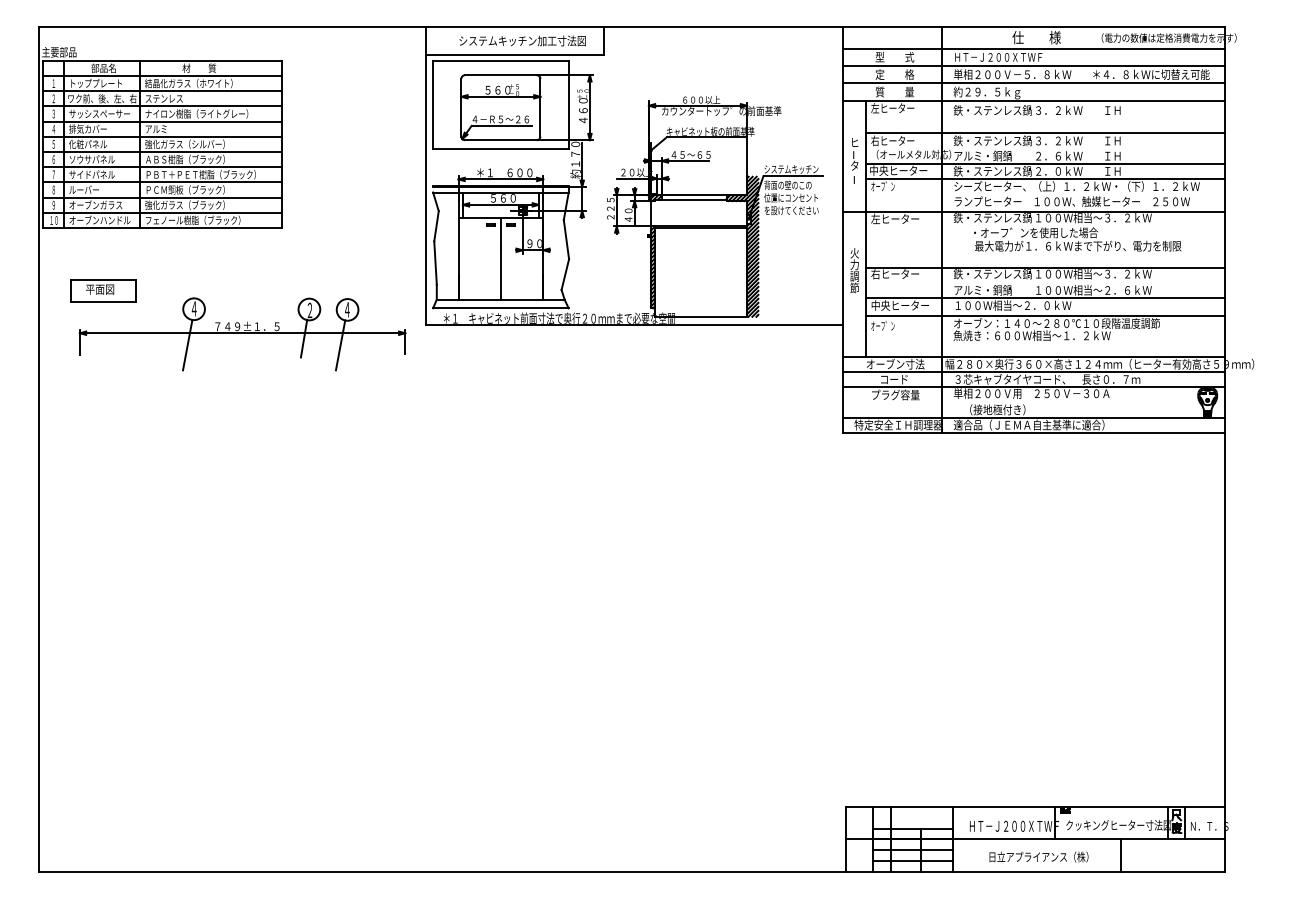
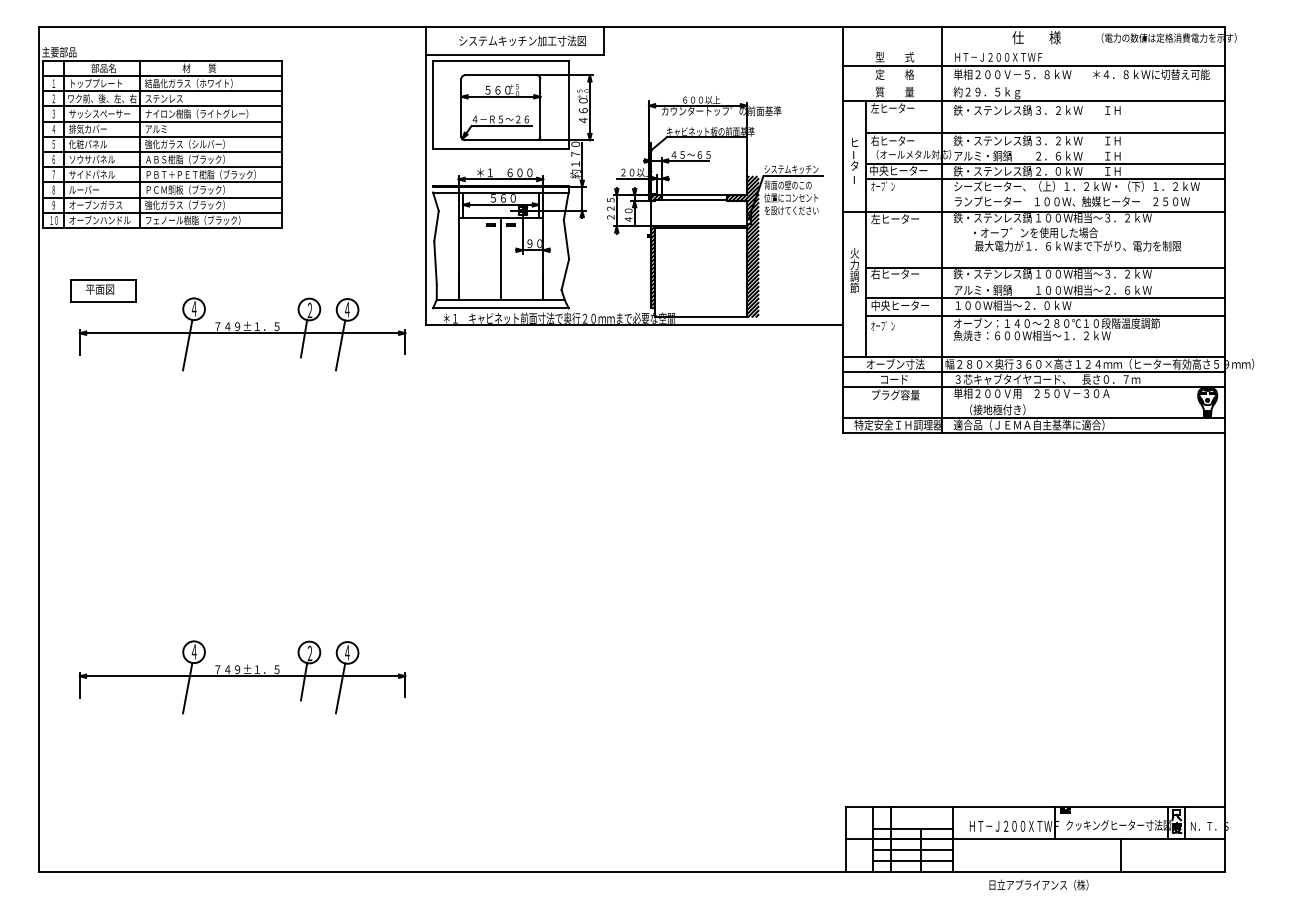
line: present -> none (1033, 48)
line: present -> none (1033, 83)
part: none -> present (242, 677)
text position: (1038, 856) -> (1038, 884) (1038, 884)
